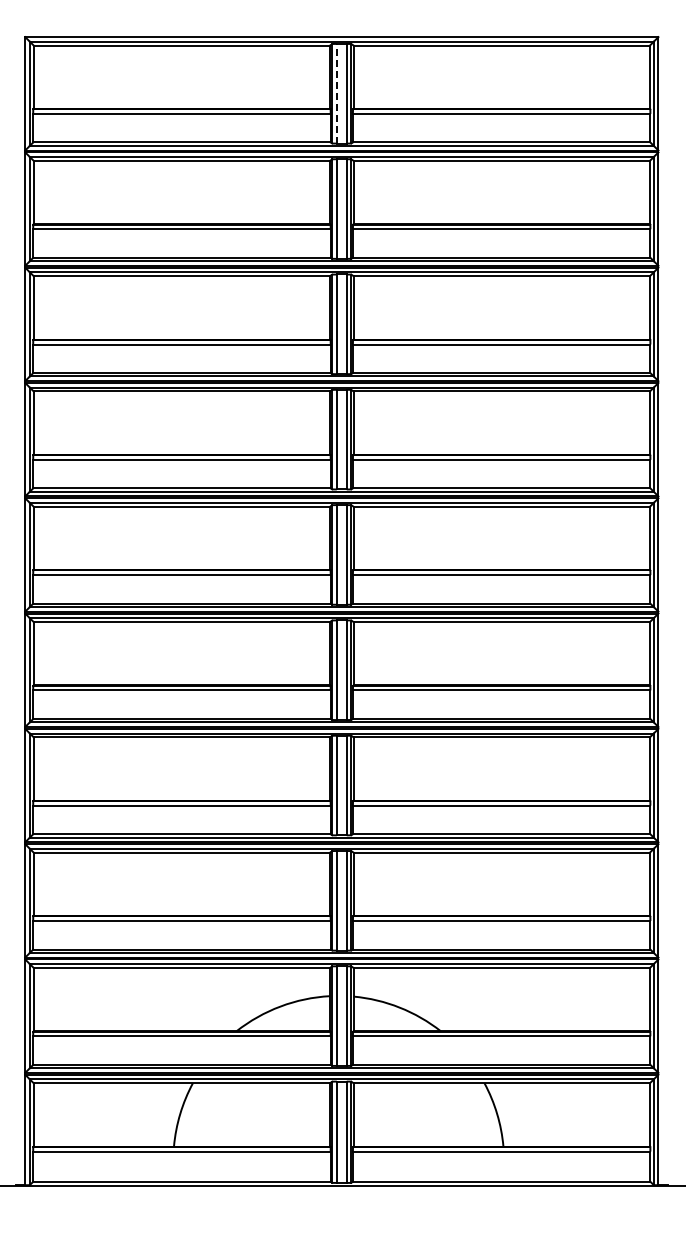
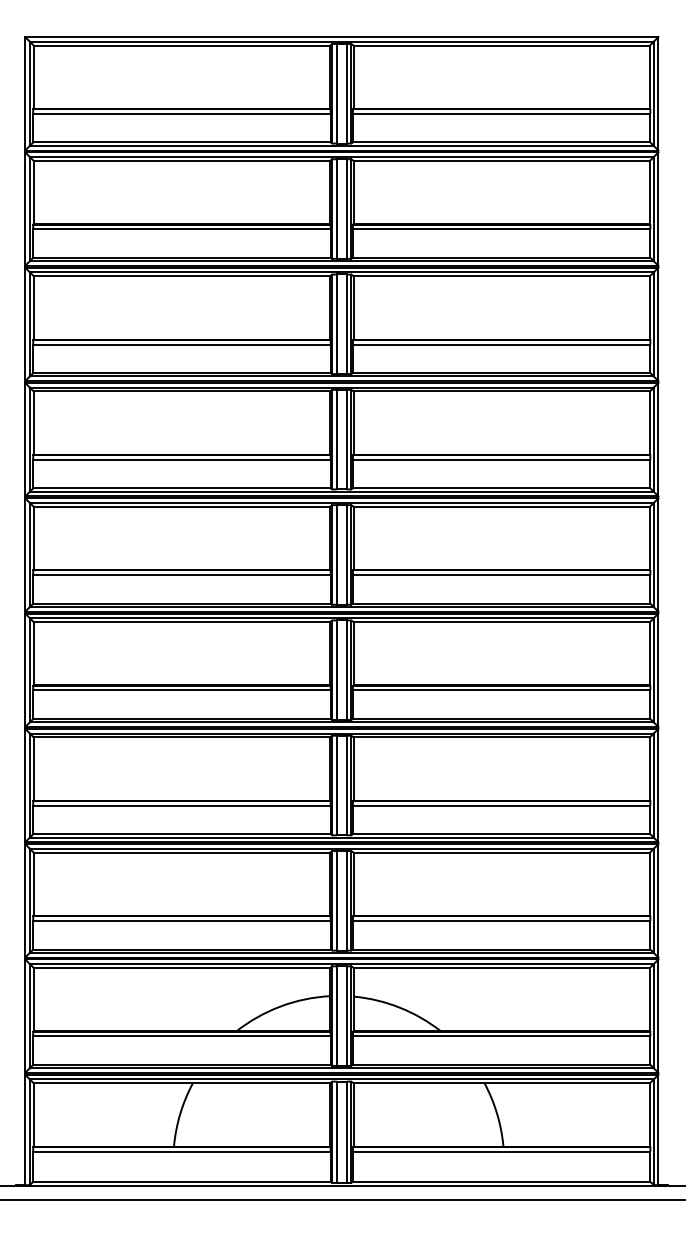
line: dashed -> solid (336, 93)
line: none -> present (342, 1199)
